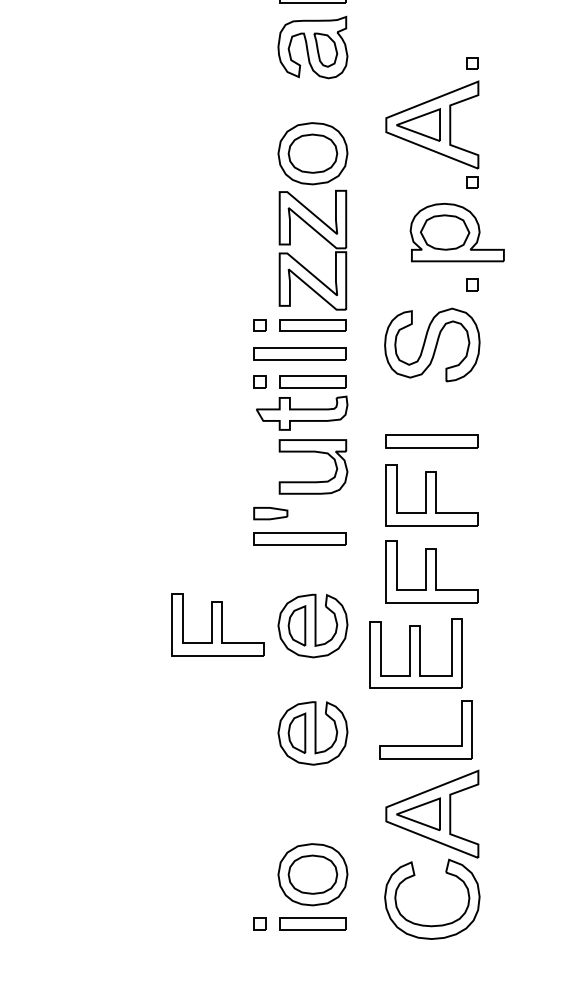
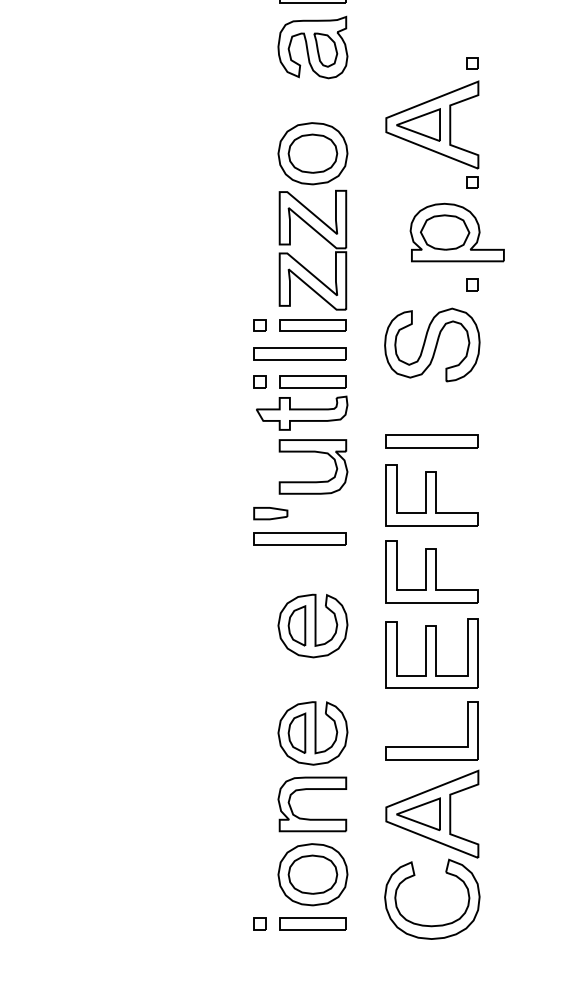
part: present -> none (217, 624)
part position: (415, 653) -> (431, 653) (431, 653)
part position: (425, 745) -> (431, 746) (431, 746)
part: none -> present (312, 818)
